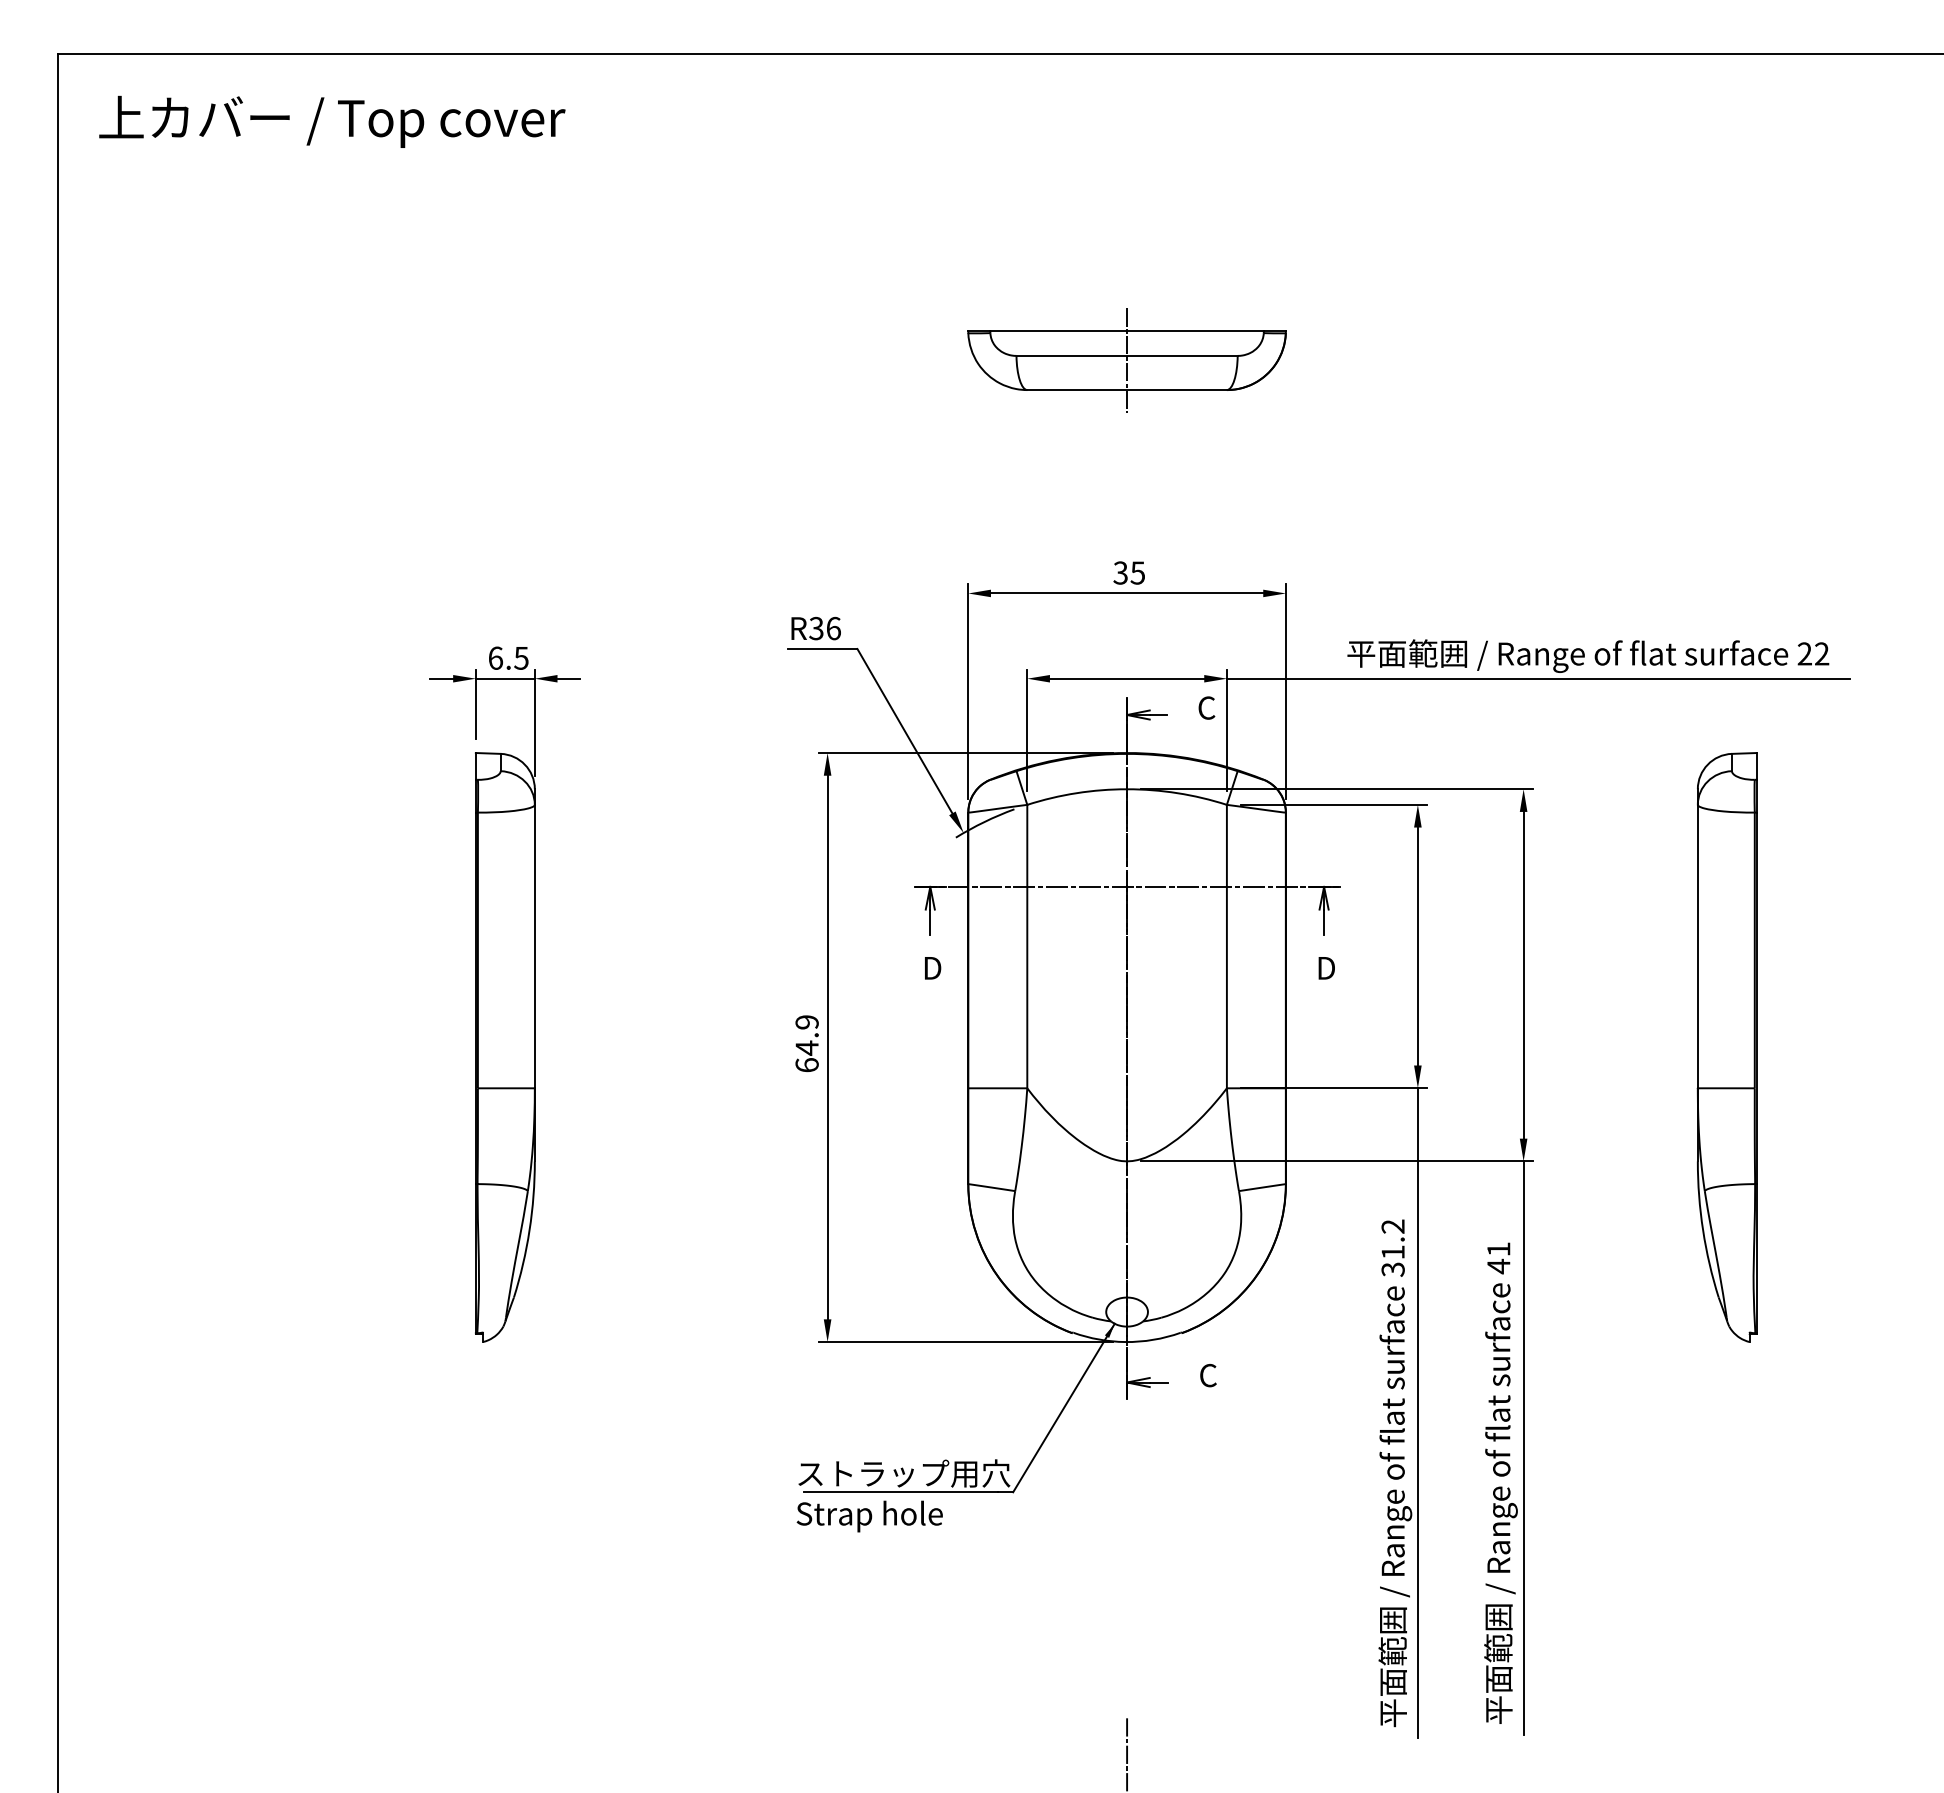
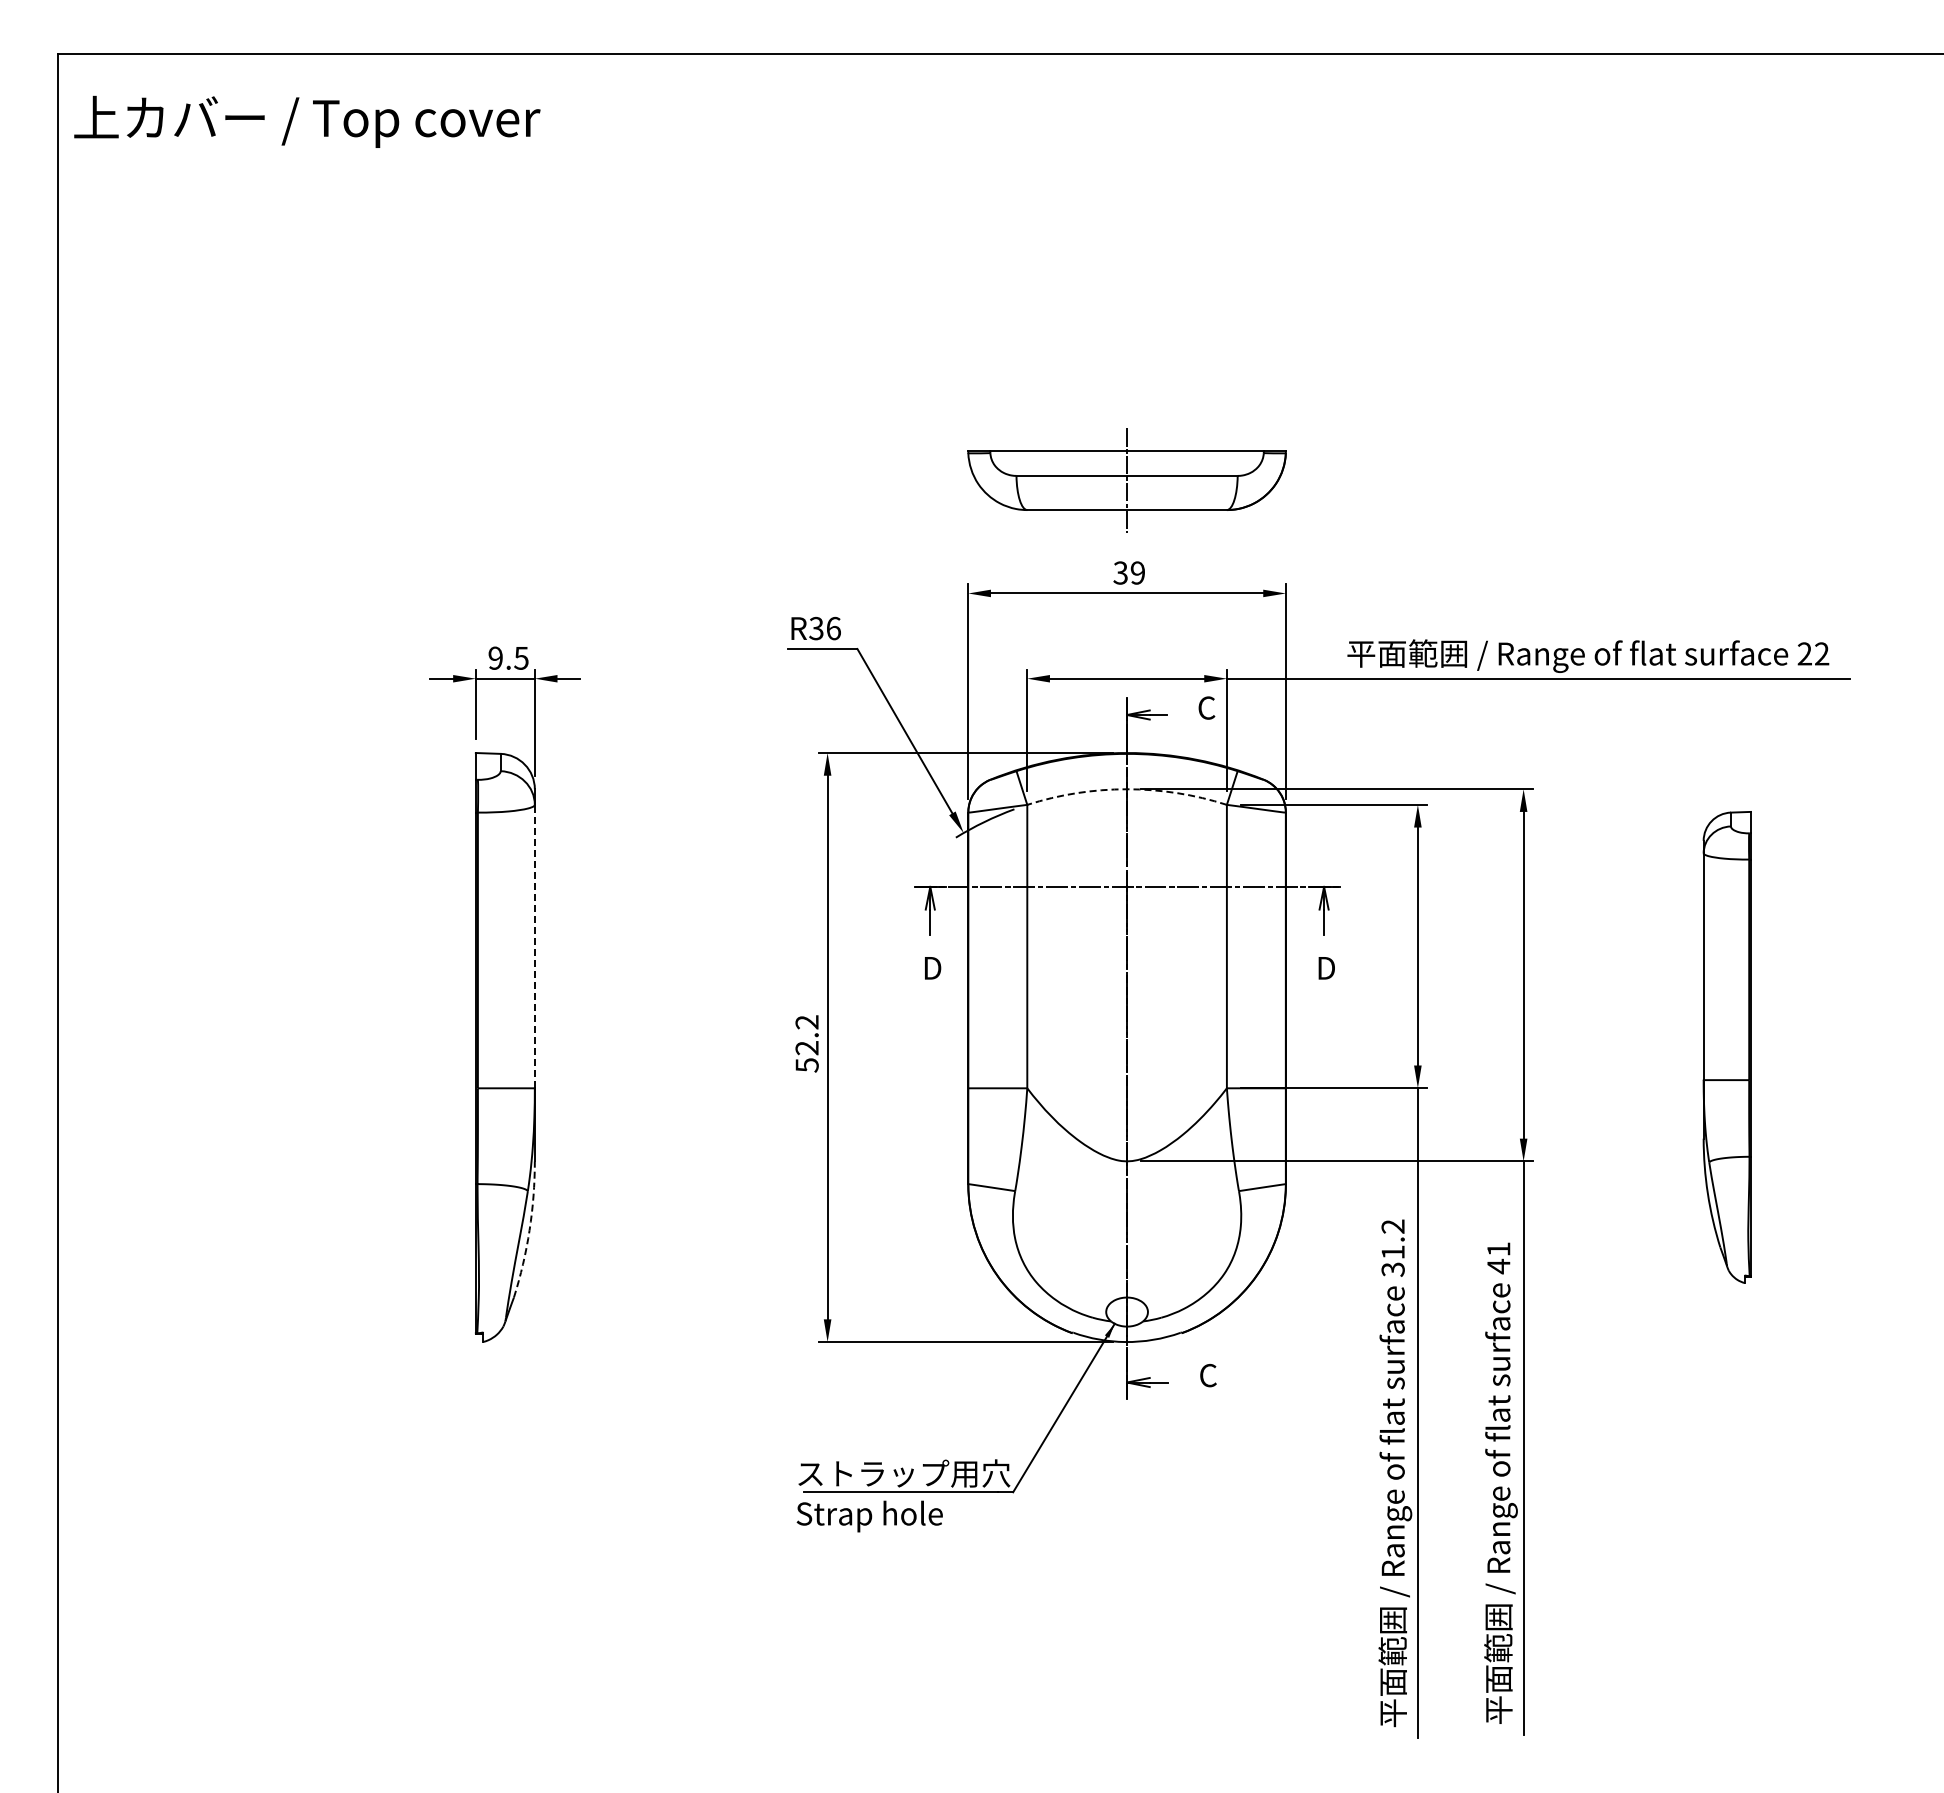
text position: (332, 121) -> (307, 121) (307, 121)
part position: (1126, 360) -> (1126, 480) (1126, 480)
text: 35 -> 39 (1137, 572)
text: 6.5 -> 9.5 (495, 657)
arc: solid -> dashed (1127, 789)
line: solid -> dashed (534, 946)
text: 64.9 -> 52.2 (806, 1043)
part size: 62x591 px -> 50x473 px (1726, 1047)
arc: solid -> dashed (529, 1230)
line: present -> none (1127, 1753)
